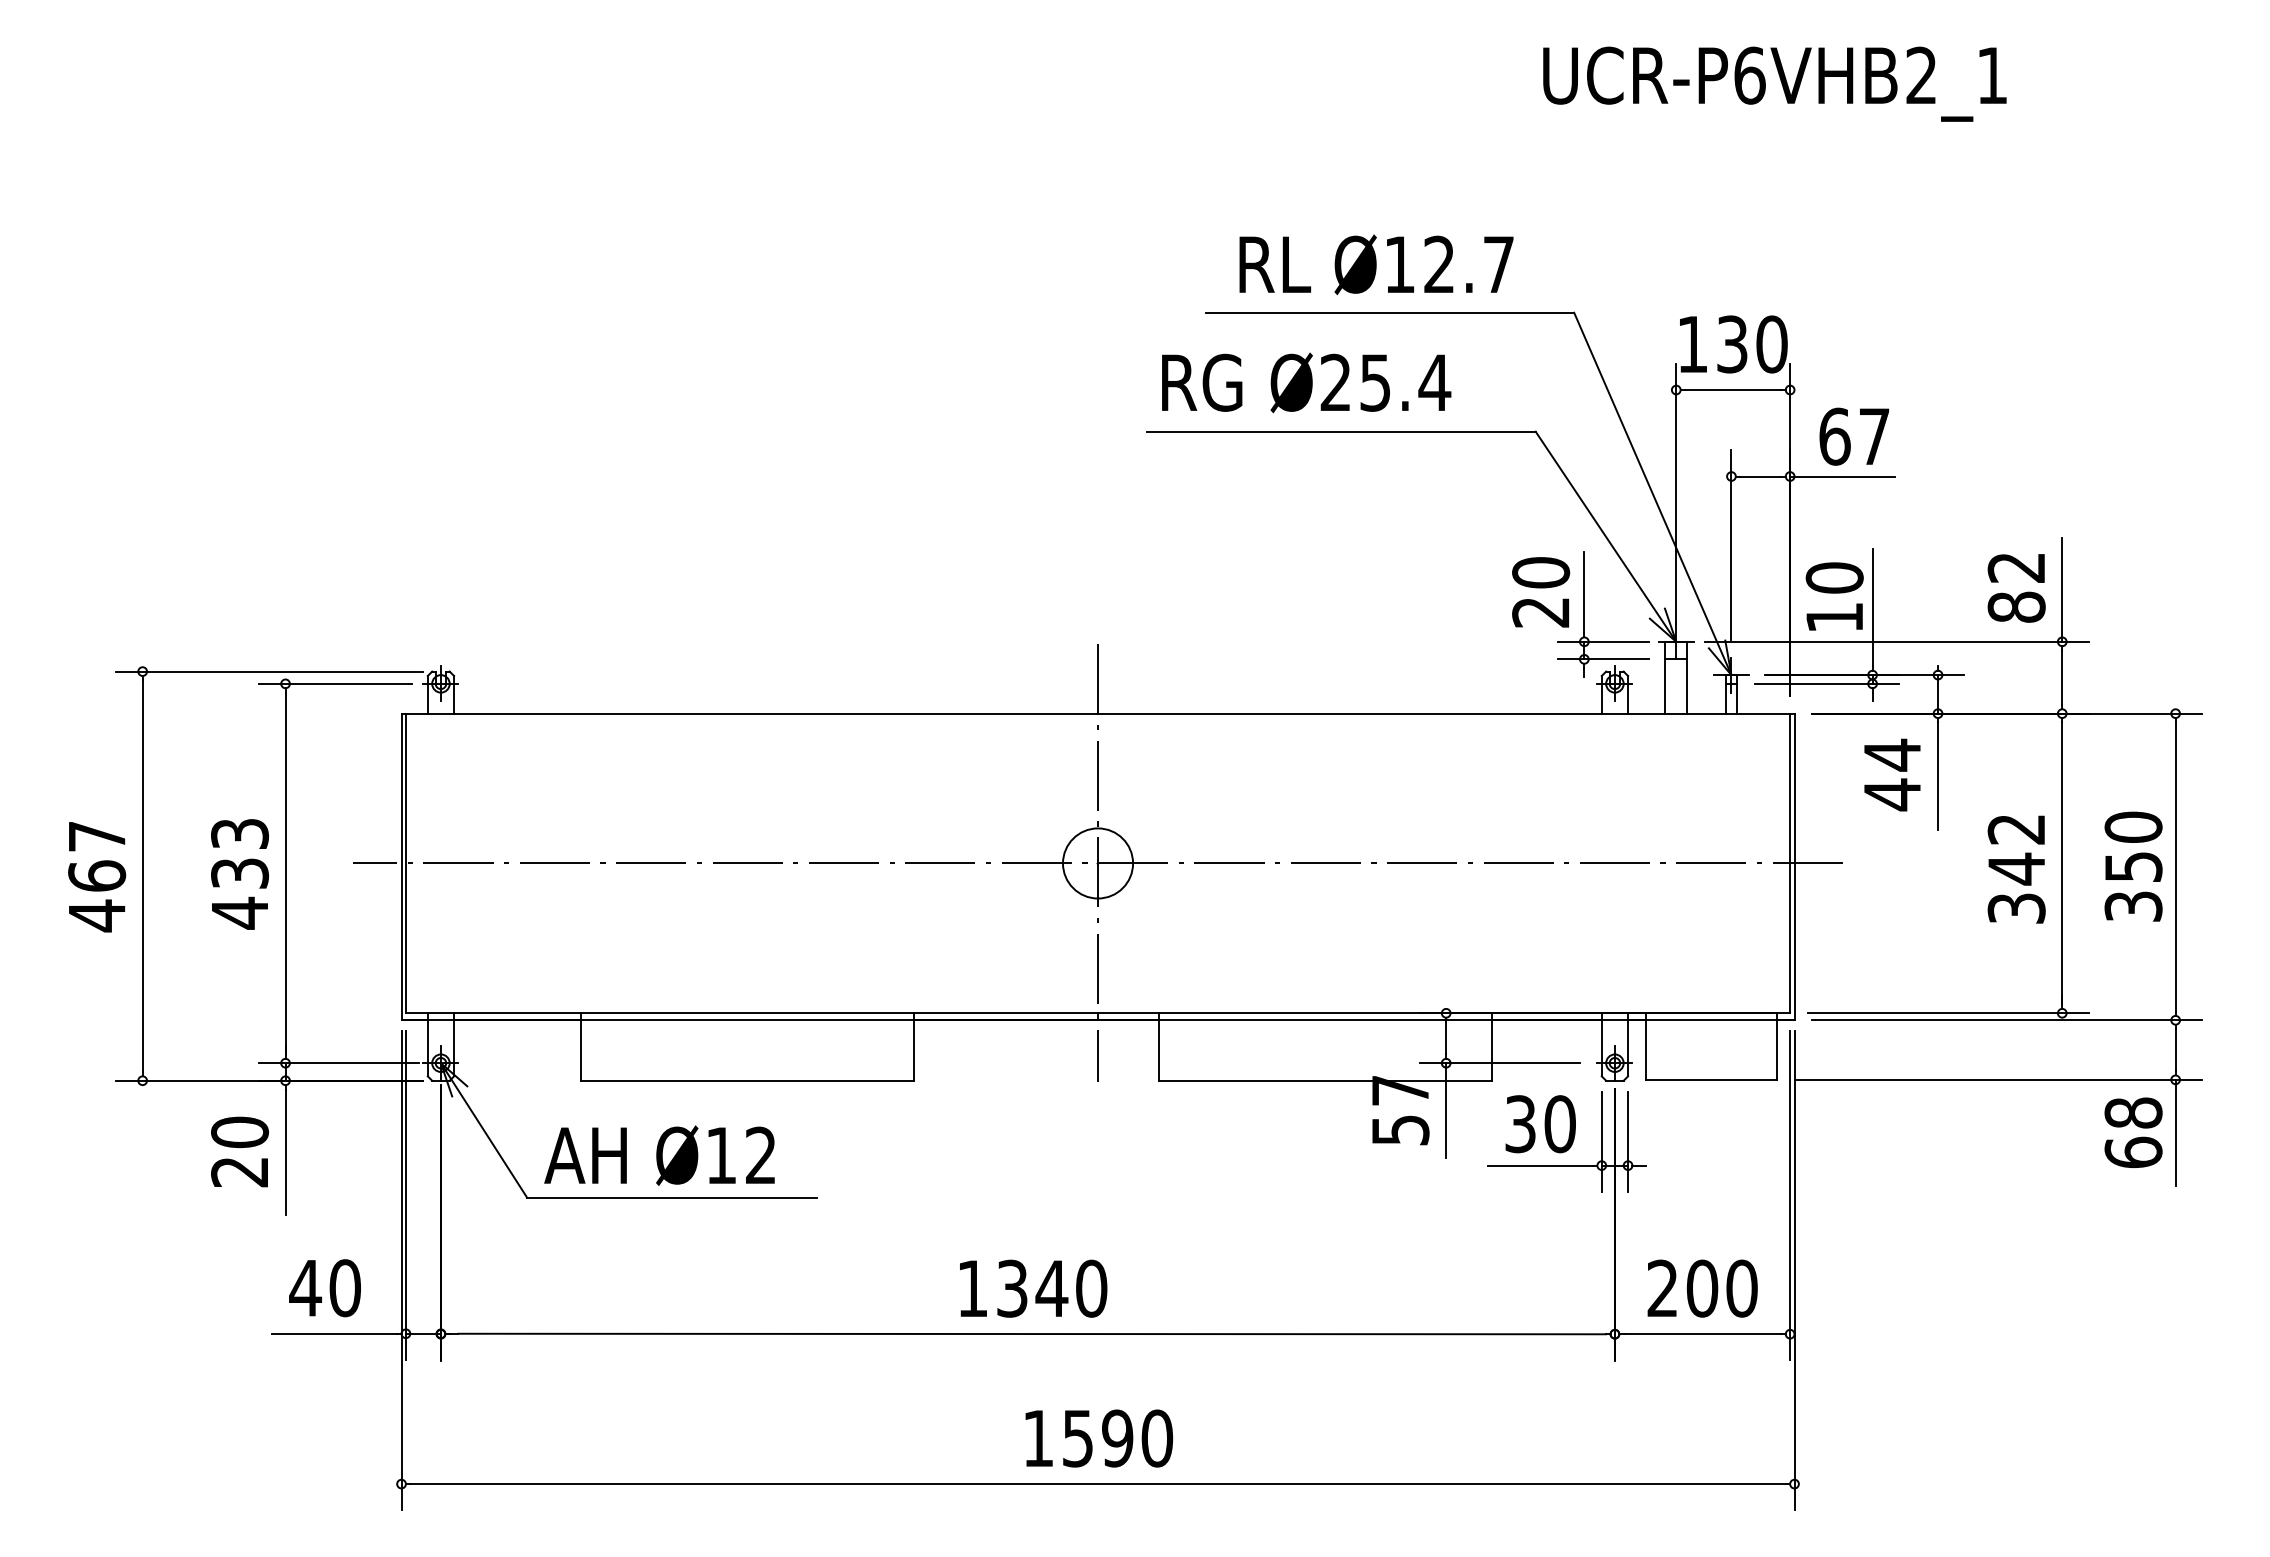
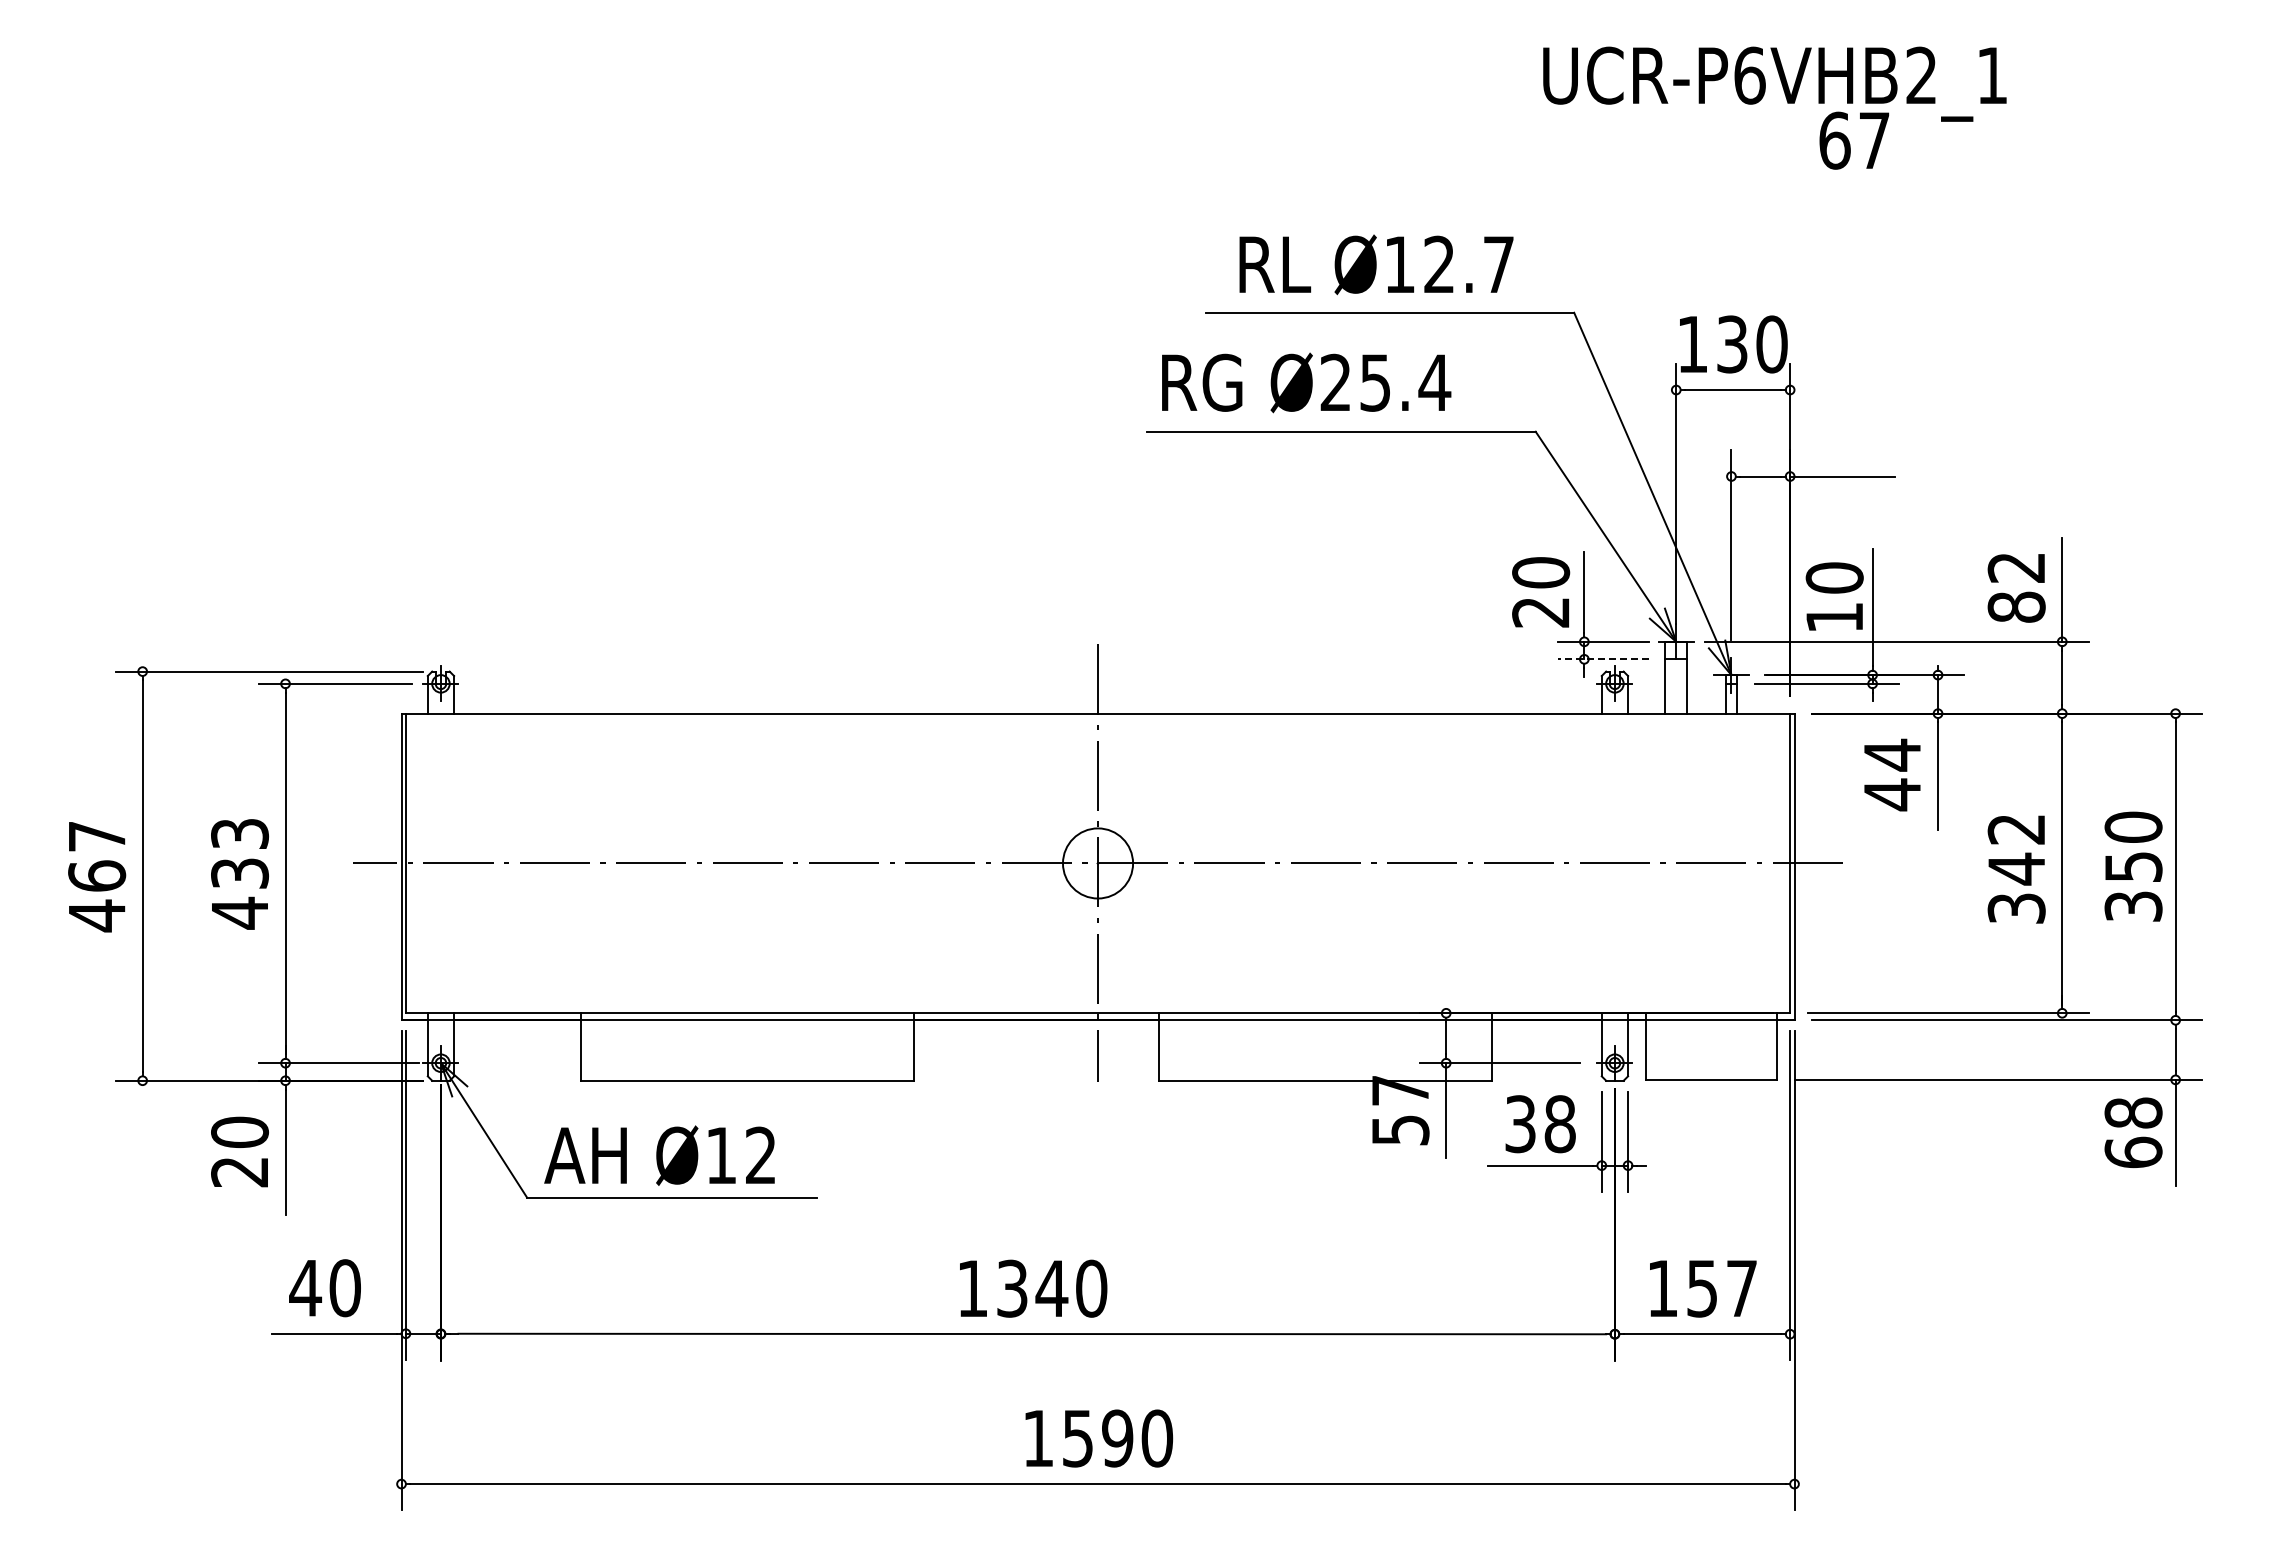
text position: (1854, 436) -> (1854, 140) (1854, 140)
line: solid -> dashed (1603, 659)
text: 30 -> 38 (1559, 1123)
text: 200 -> 157 (1702, 1288)
